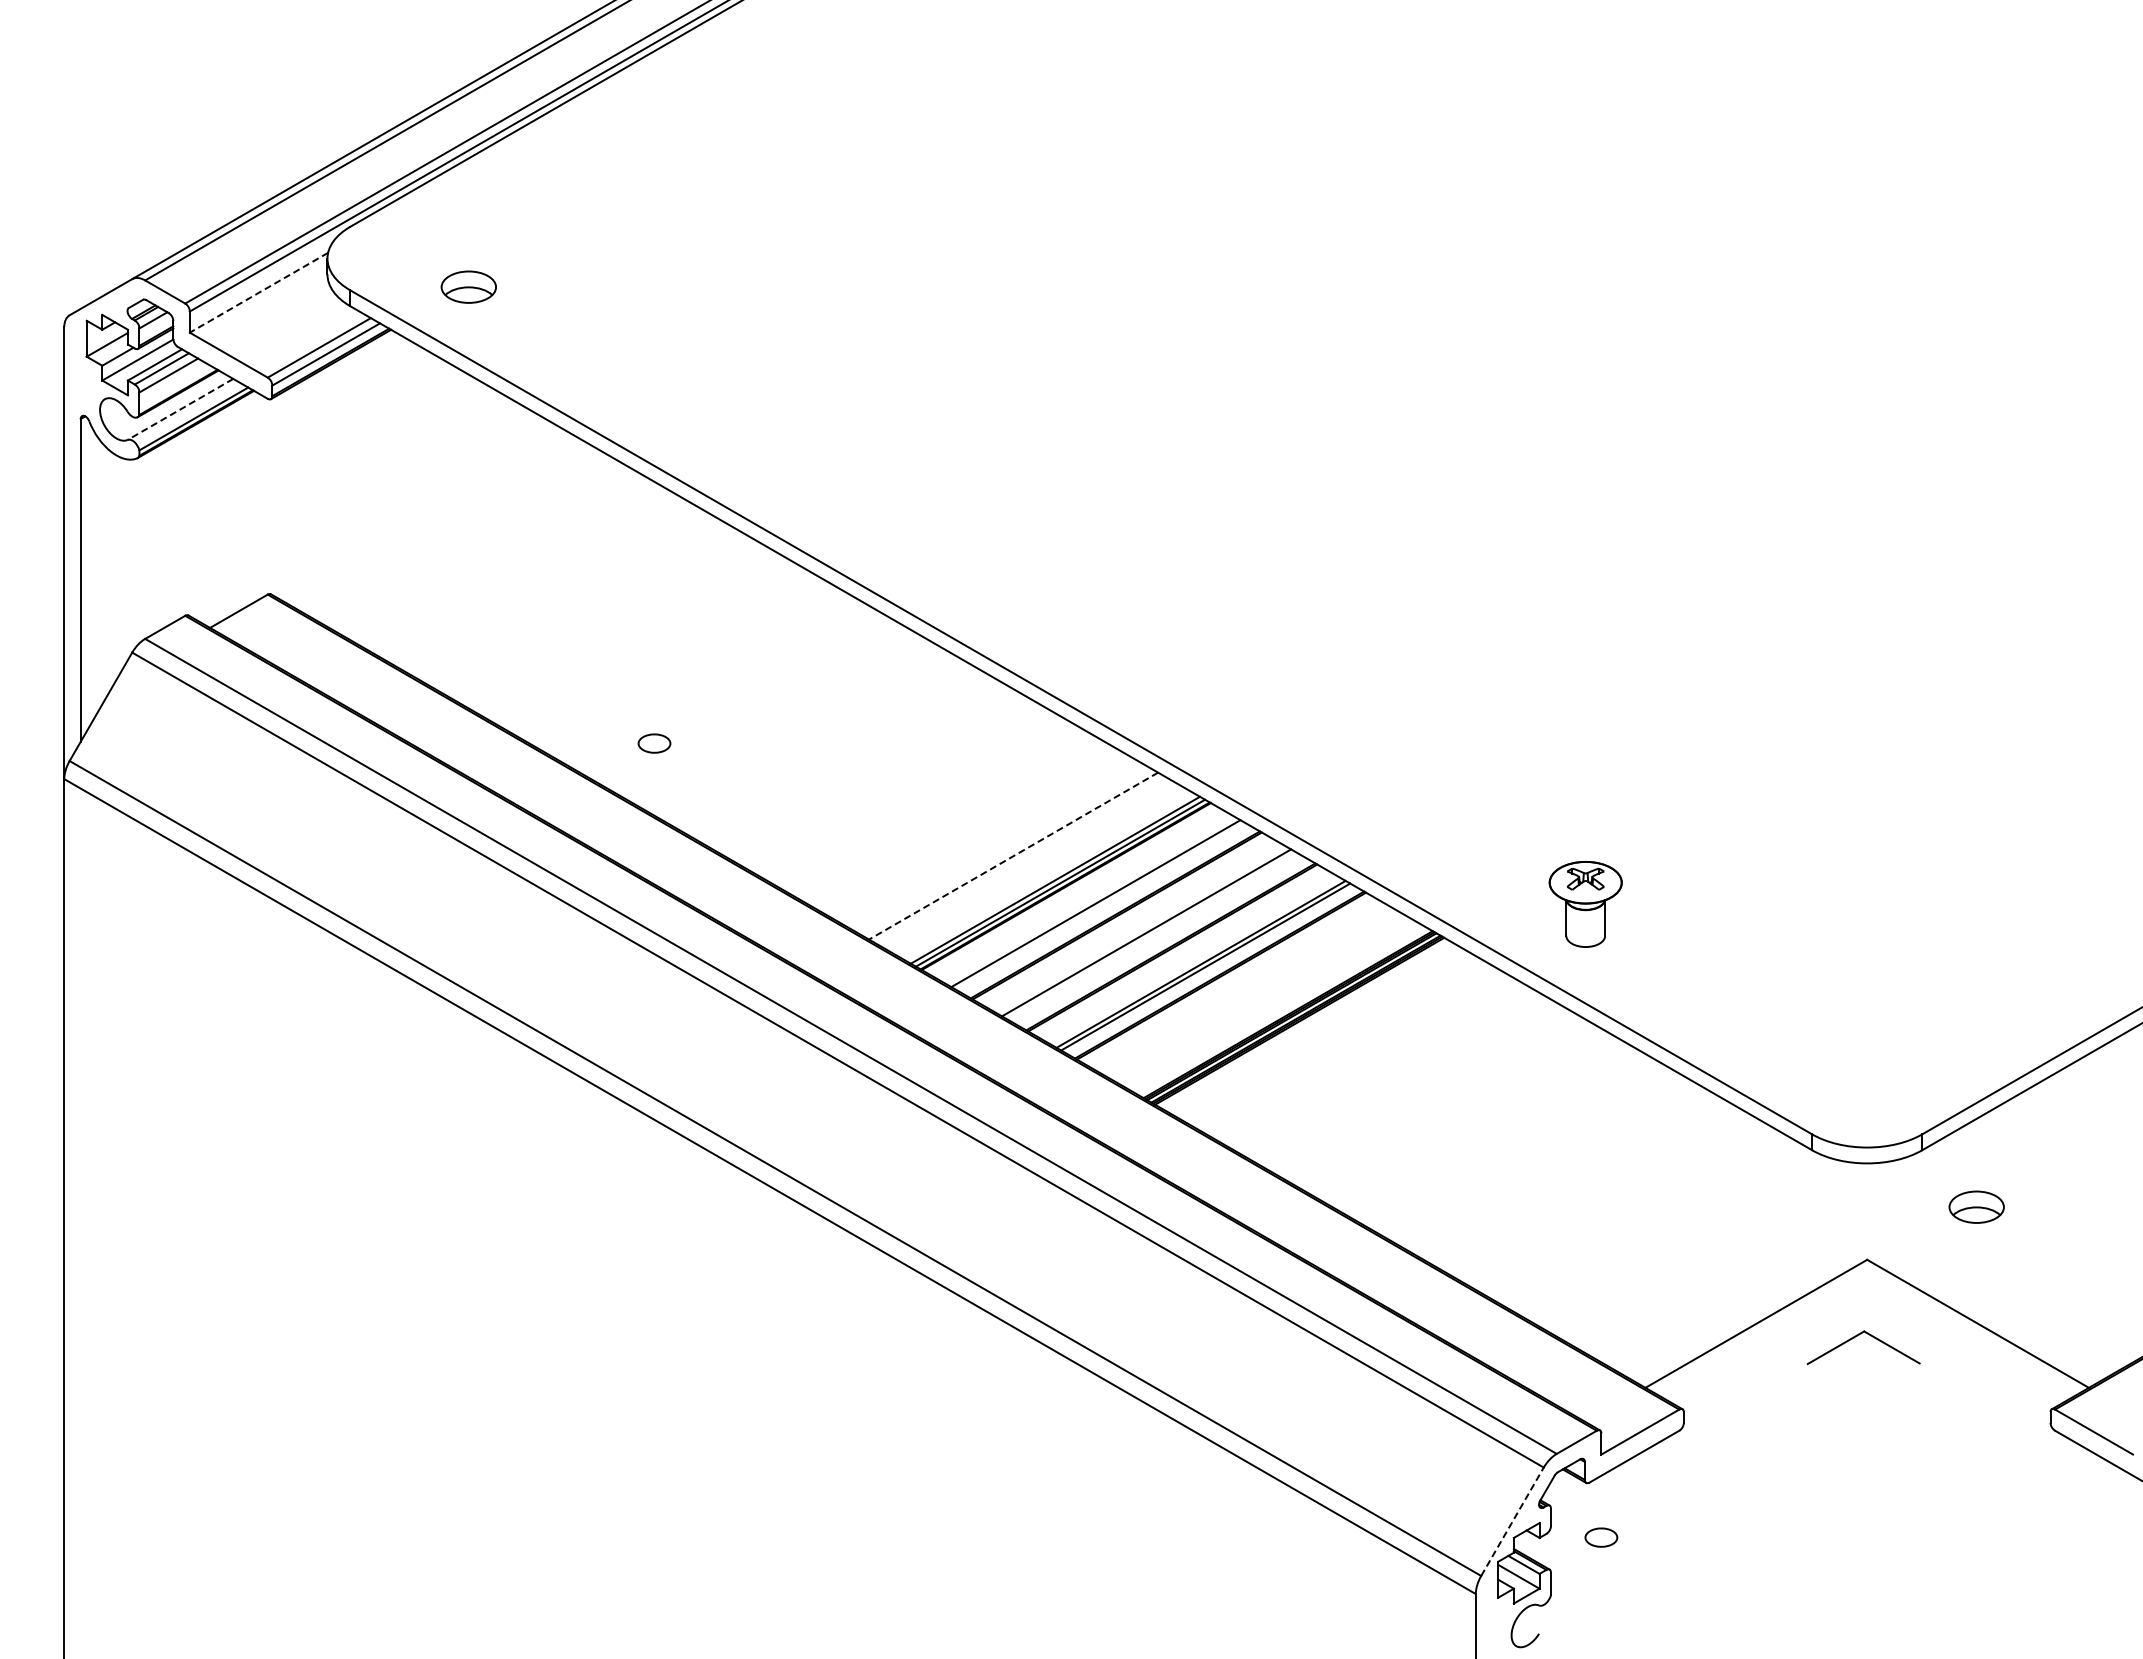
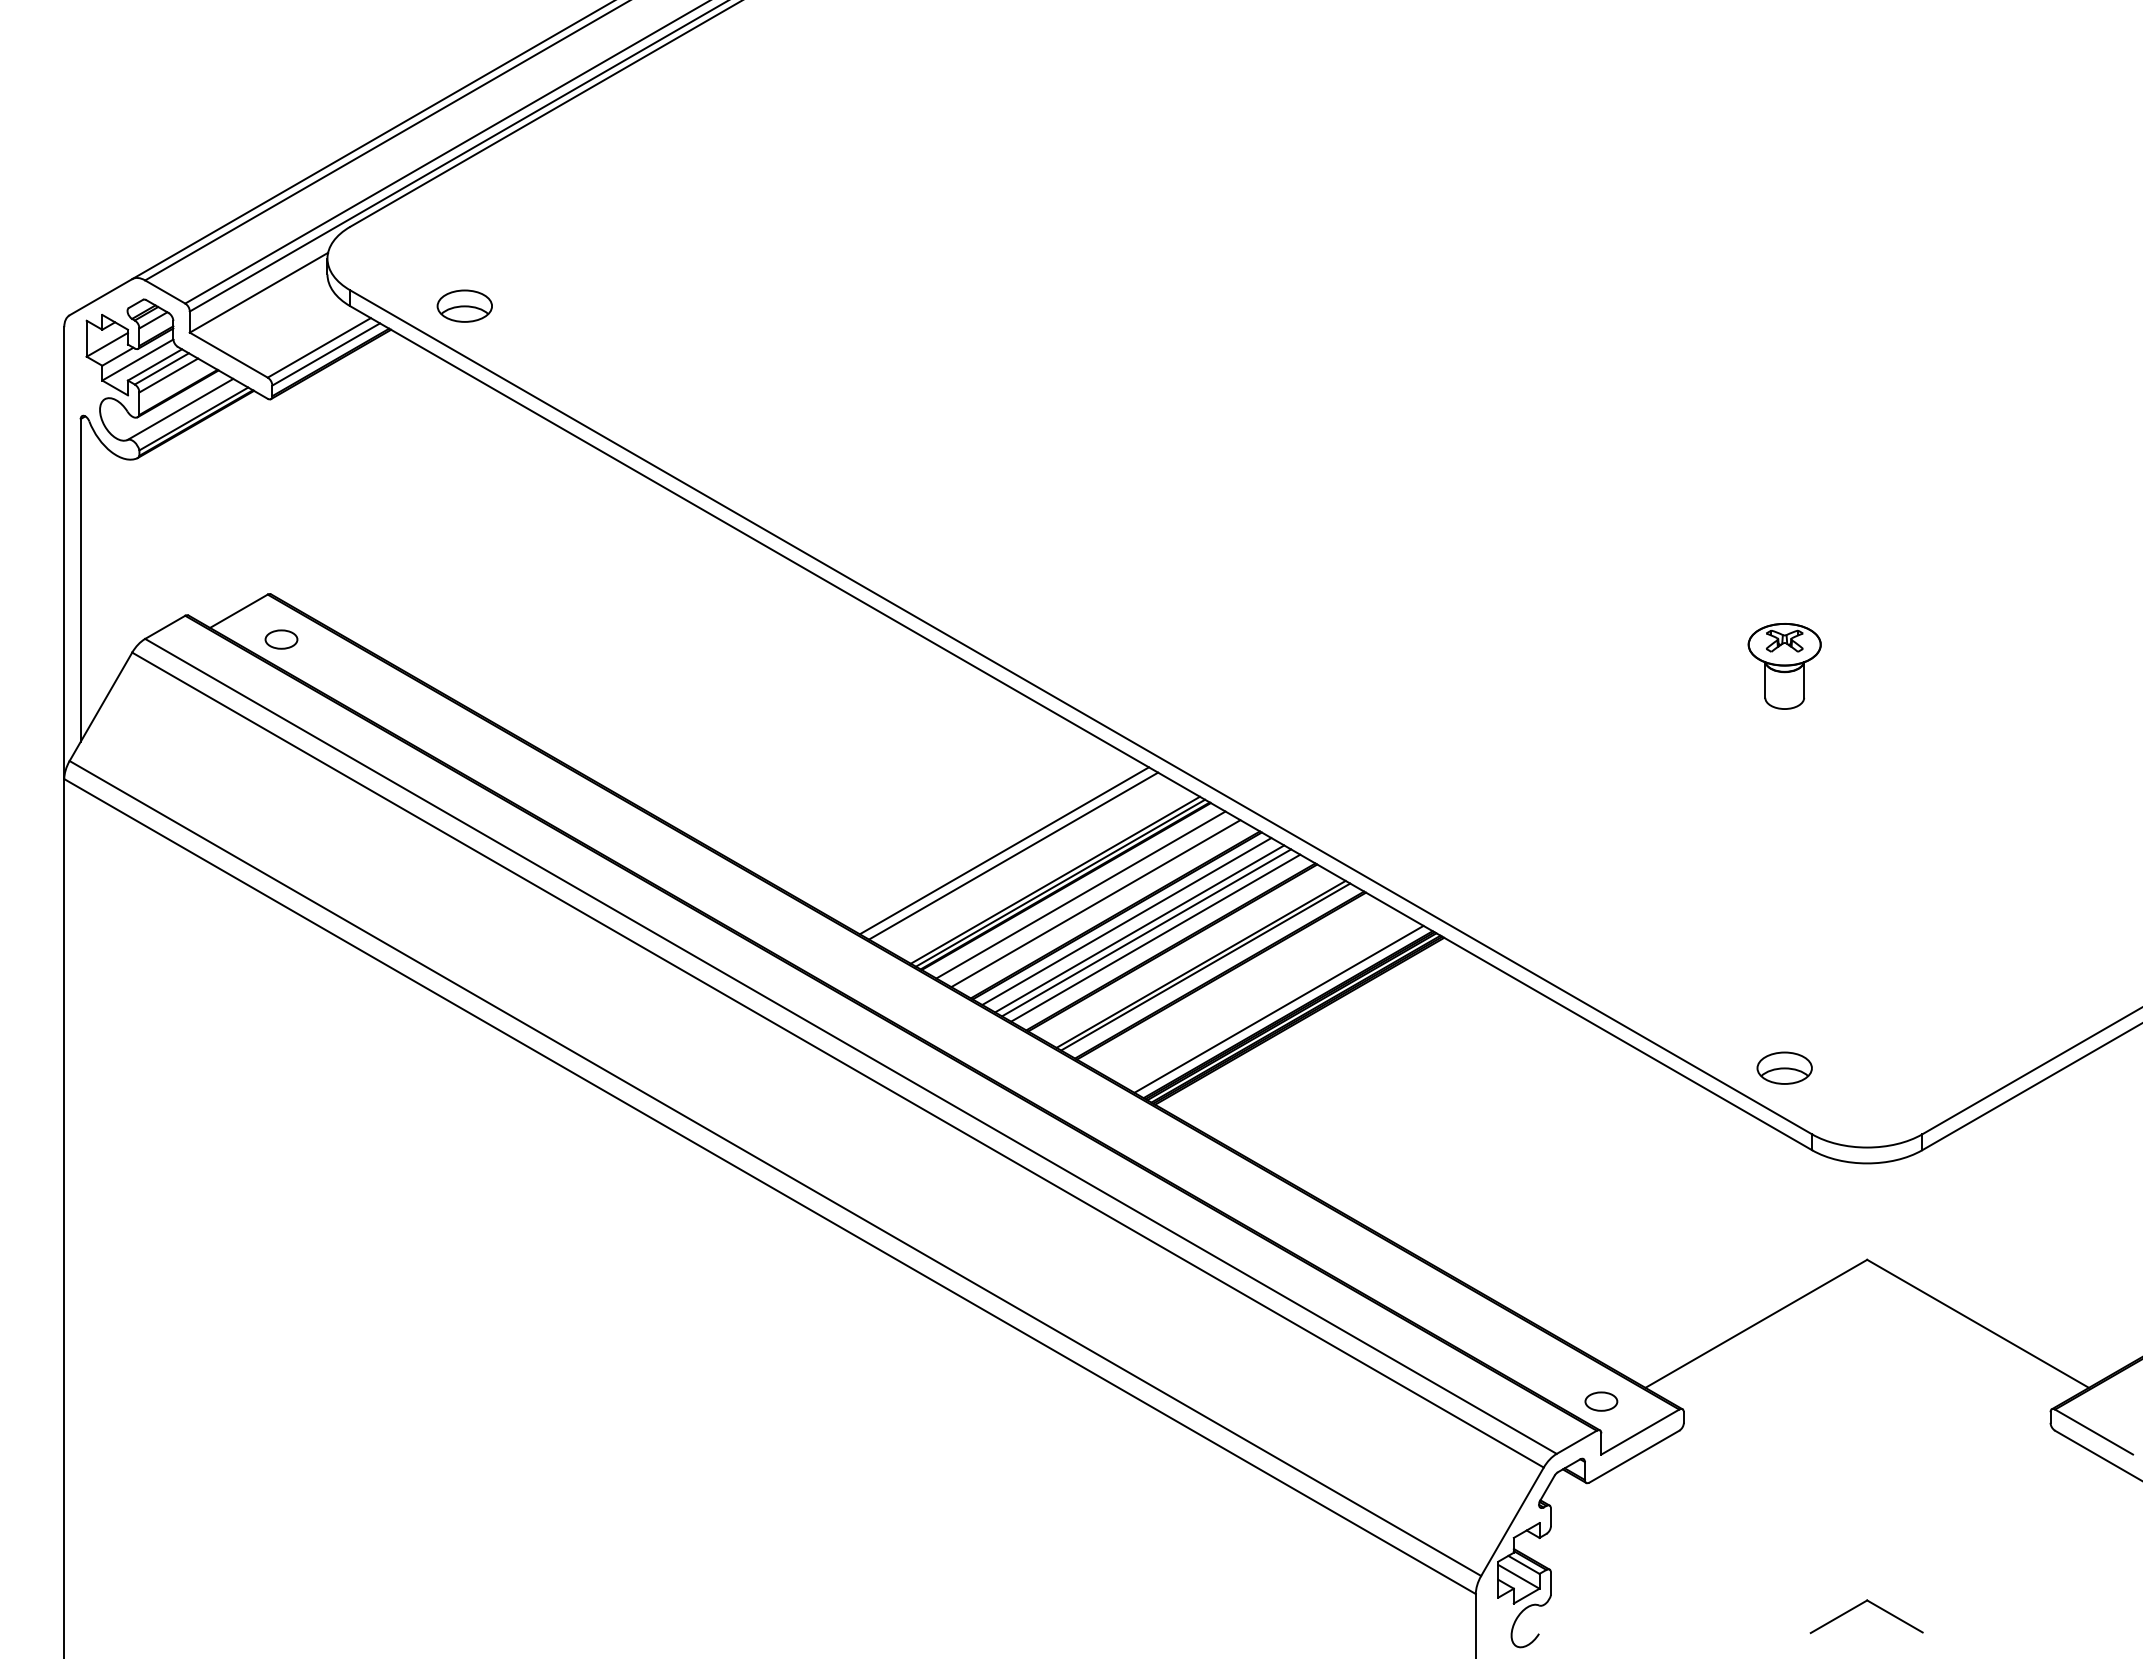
part position: (468, 286) -> (464, 305) (464, 305)
line: dashed -> solid (258, 292)
line: dashed -> solid (180, 409)
part position: (654, 743) -> (281, 639) (281, 639)
line: none -> present (1003, 850)
line: dashed -> solid (1013, 856)
line: none -> present (1080, 894)
part position: (1585, 904) -> (1784, 666) (1784, 666)
line: none -> present (1126, 921)
line: none -> present (1139, 928)
line: none -> present (1155, 937)
line: none -> present (1278, 1008)
part position: (1976, 1206) -> (1784, 1067) (1784, 1067)
part position: (1857, 1336) -> (1860, 1605) (1860, 1605)
line: dashed -> solid (1512, 1521)
part position: (1601, 1537) -> (1601, 1401) (1601, 1401)
